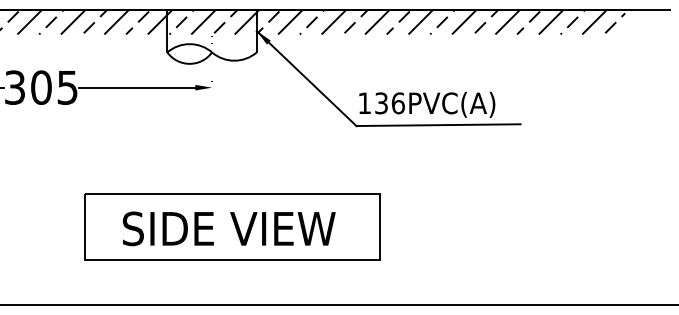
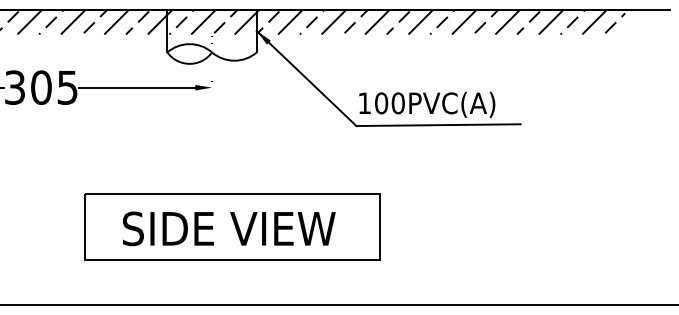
text: 136PVC(A) -> 100PVC(A) (389, 103)
